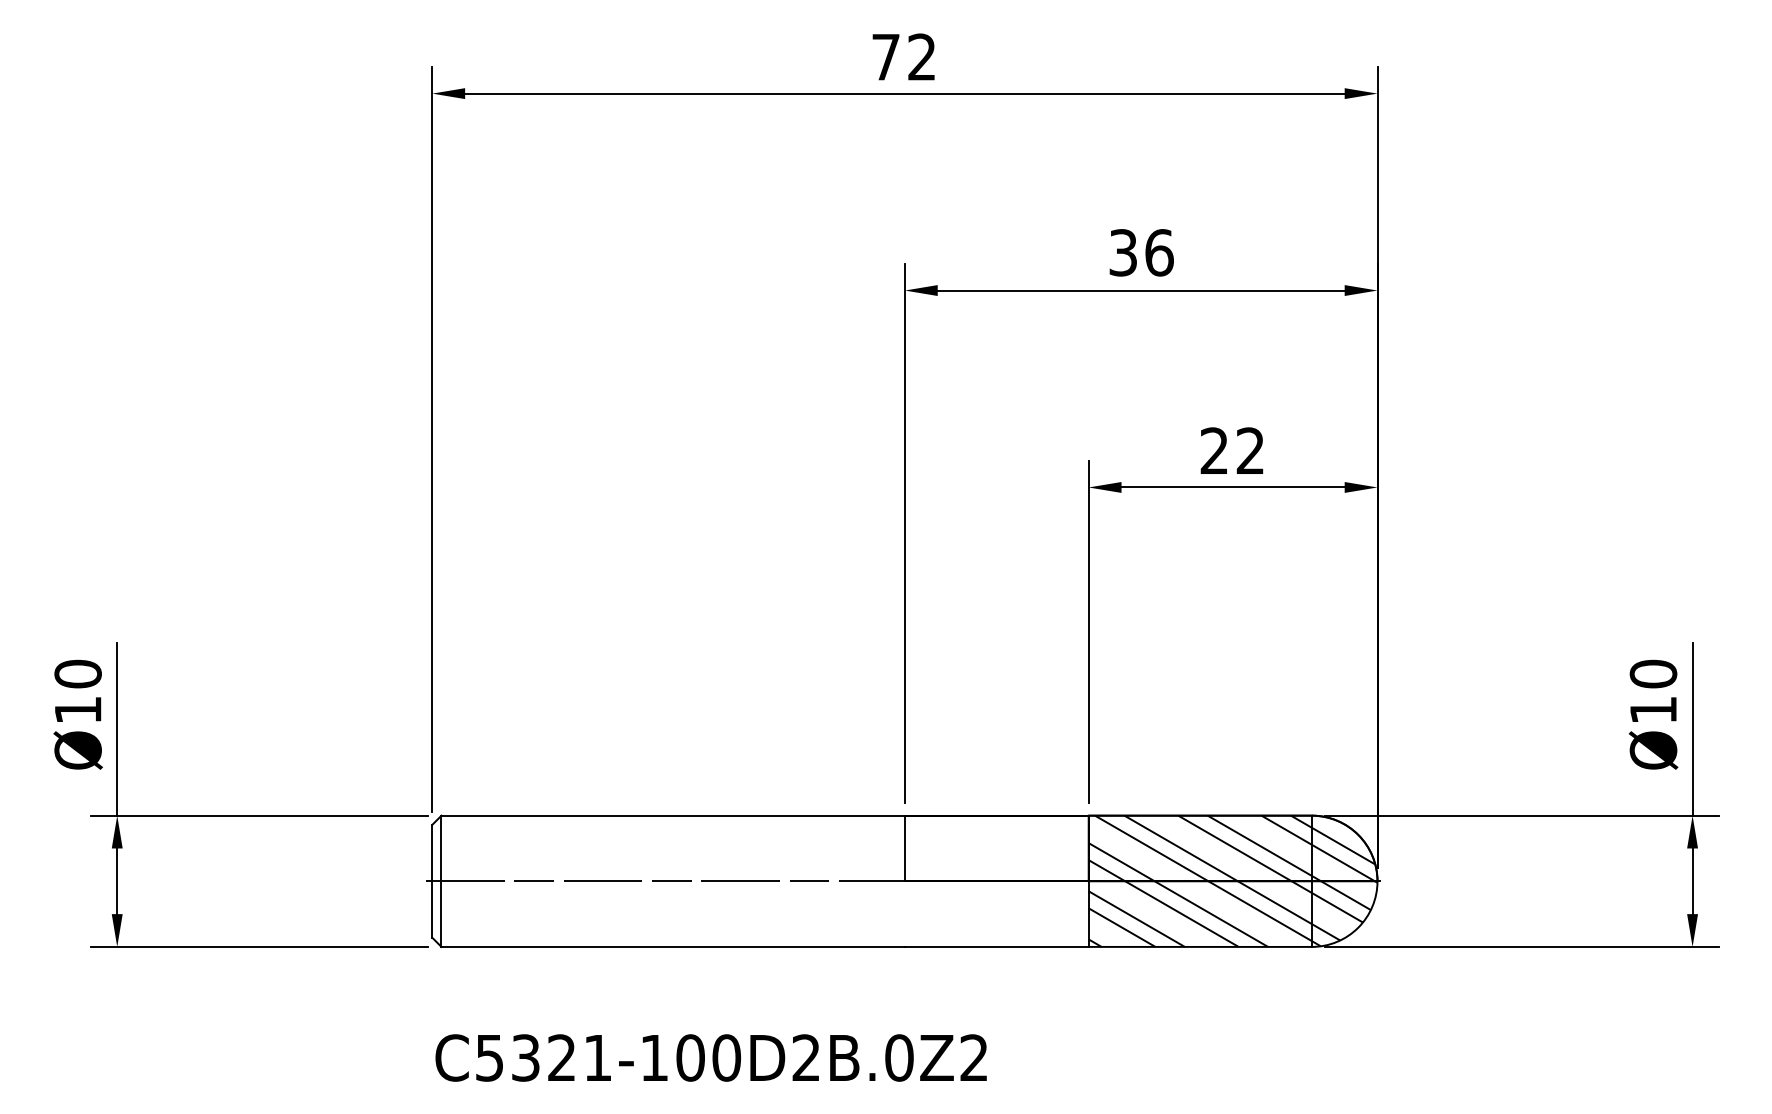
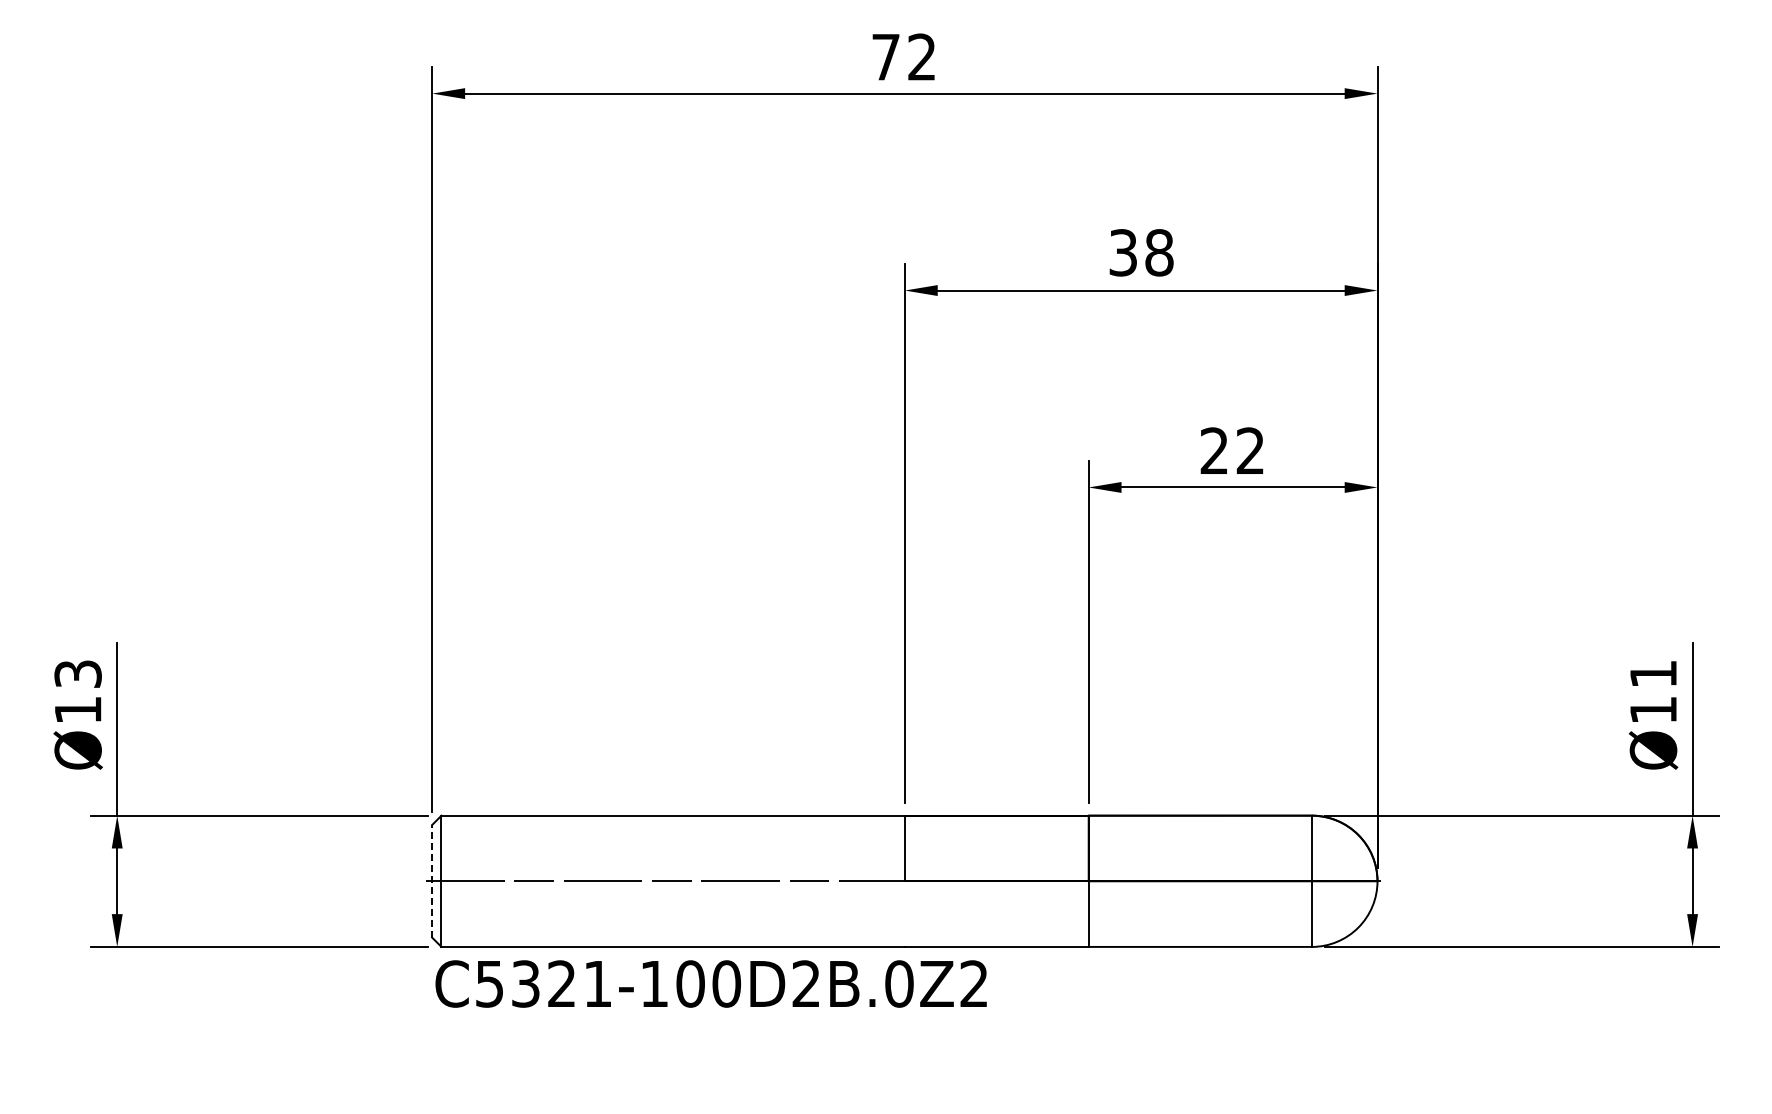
text: 36 -> 38 (1159, 252)
text: Ø10 -> Ø13 (77, 673)
text: Ø10 -> Ø11 (1653, 673)
line: solid -> dashed (432, 880)
hatch: present -> none (1232, 880)
text position: (710, 1057) -> (710, 983) (710, 983)
